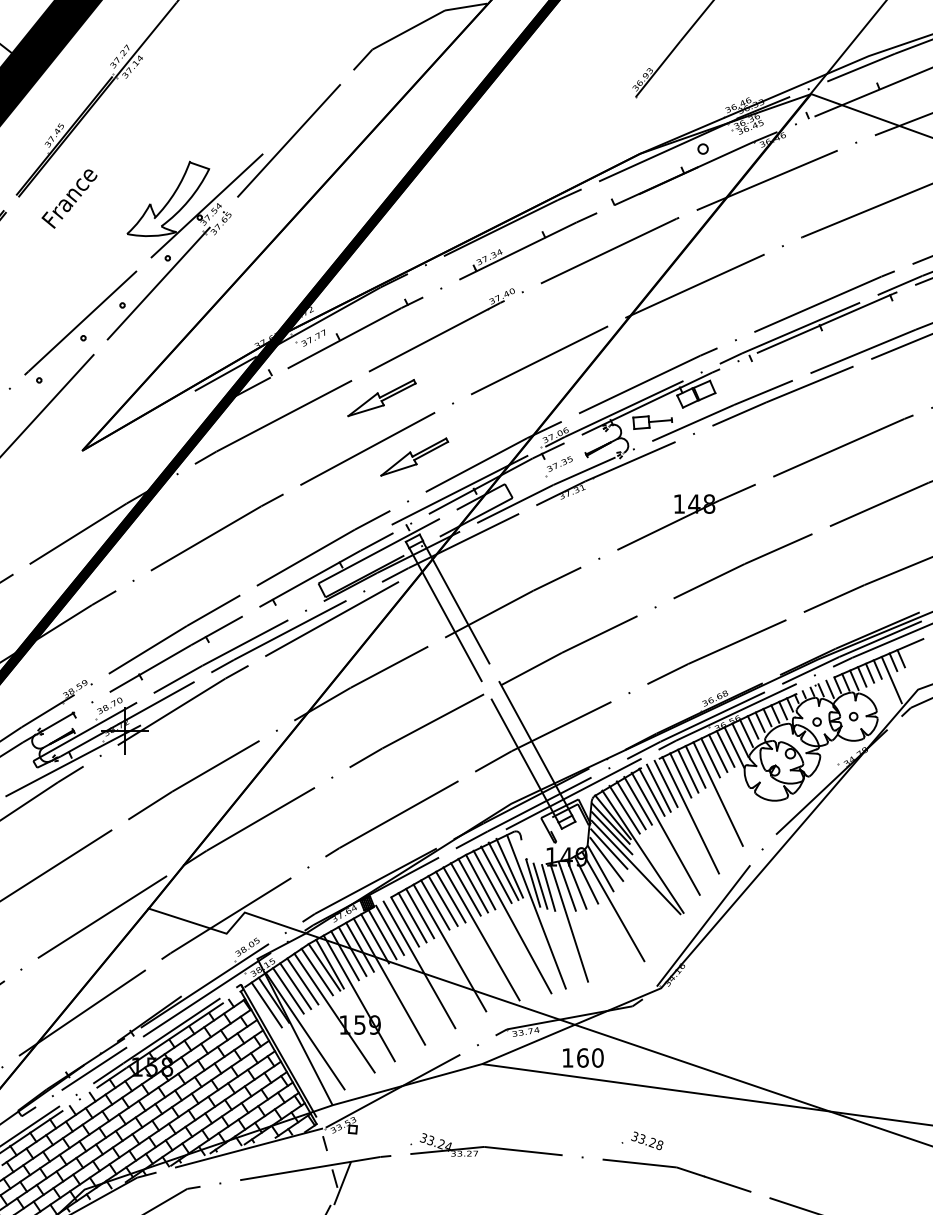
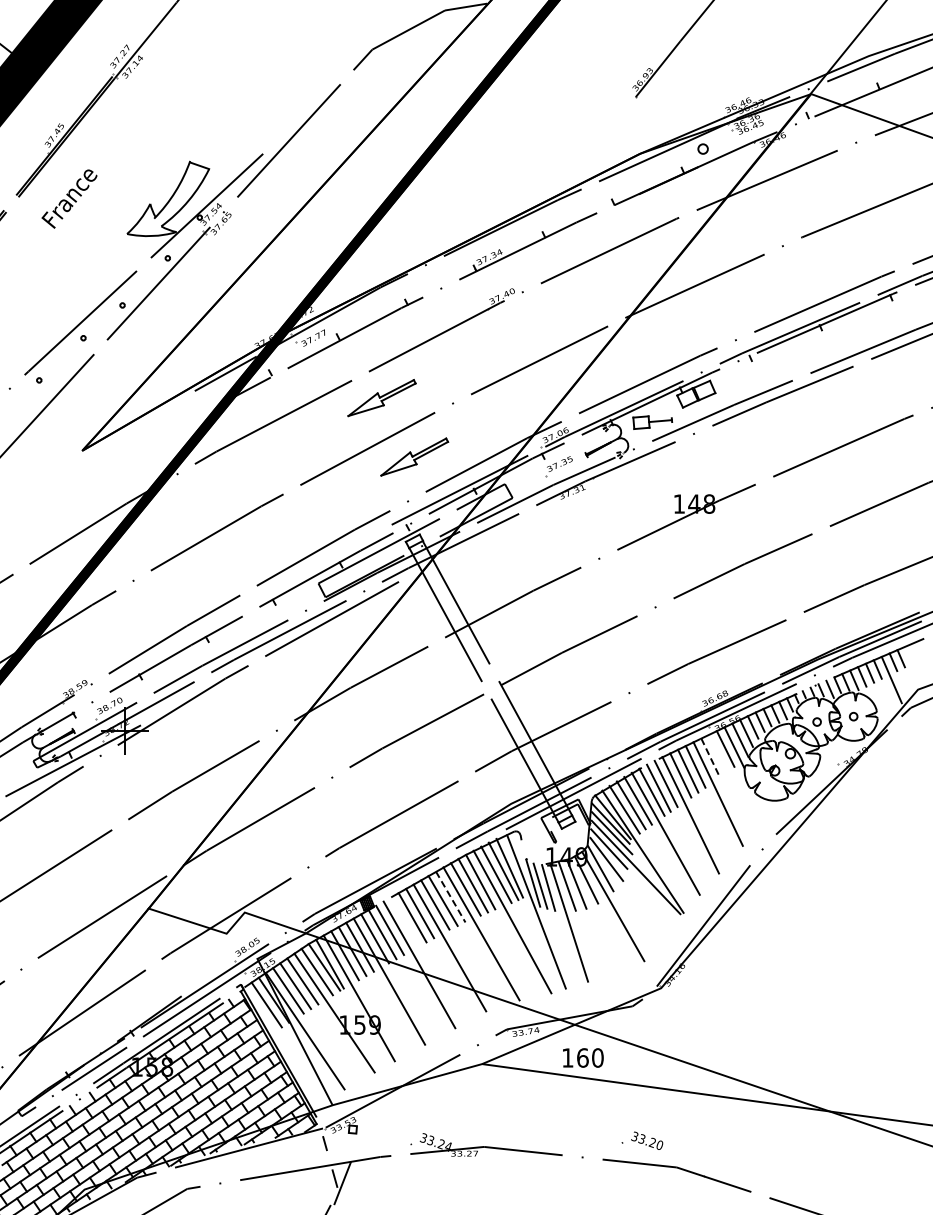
line: present -> none (718, 752)
line: solid -> dashed (710, 758)
line: solid -> dashed (451, 897)
line: present -> none (405, 921)
text: 33.28 -> 33.20 (659, 1145)
